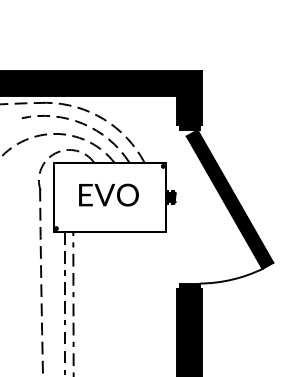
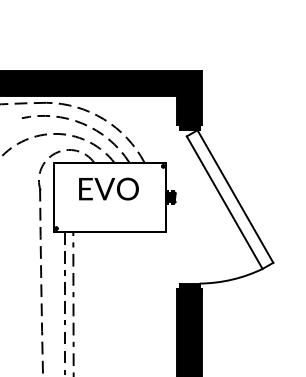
text position: (108, 194) -> (108, 188) (108, 188)
fill: present -> none (229, 199)
